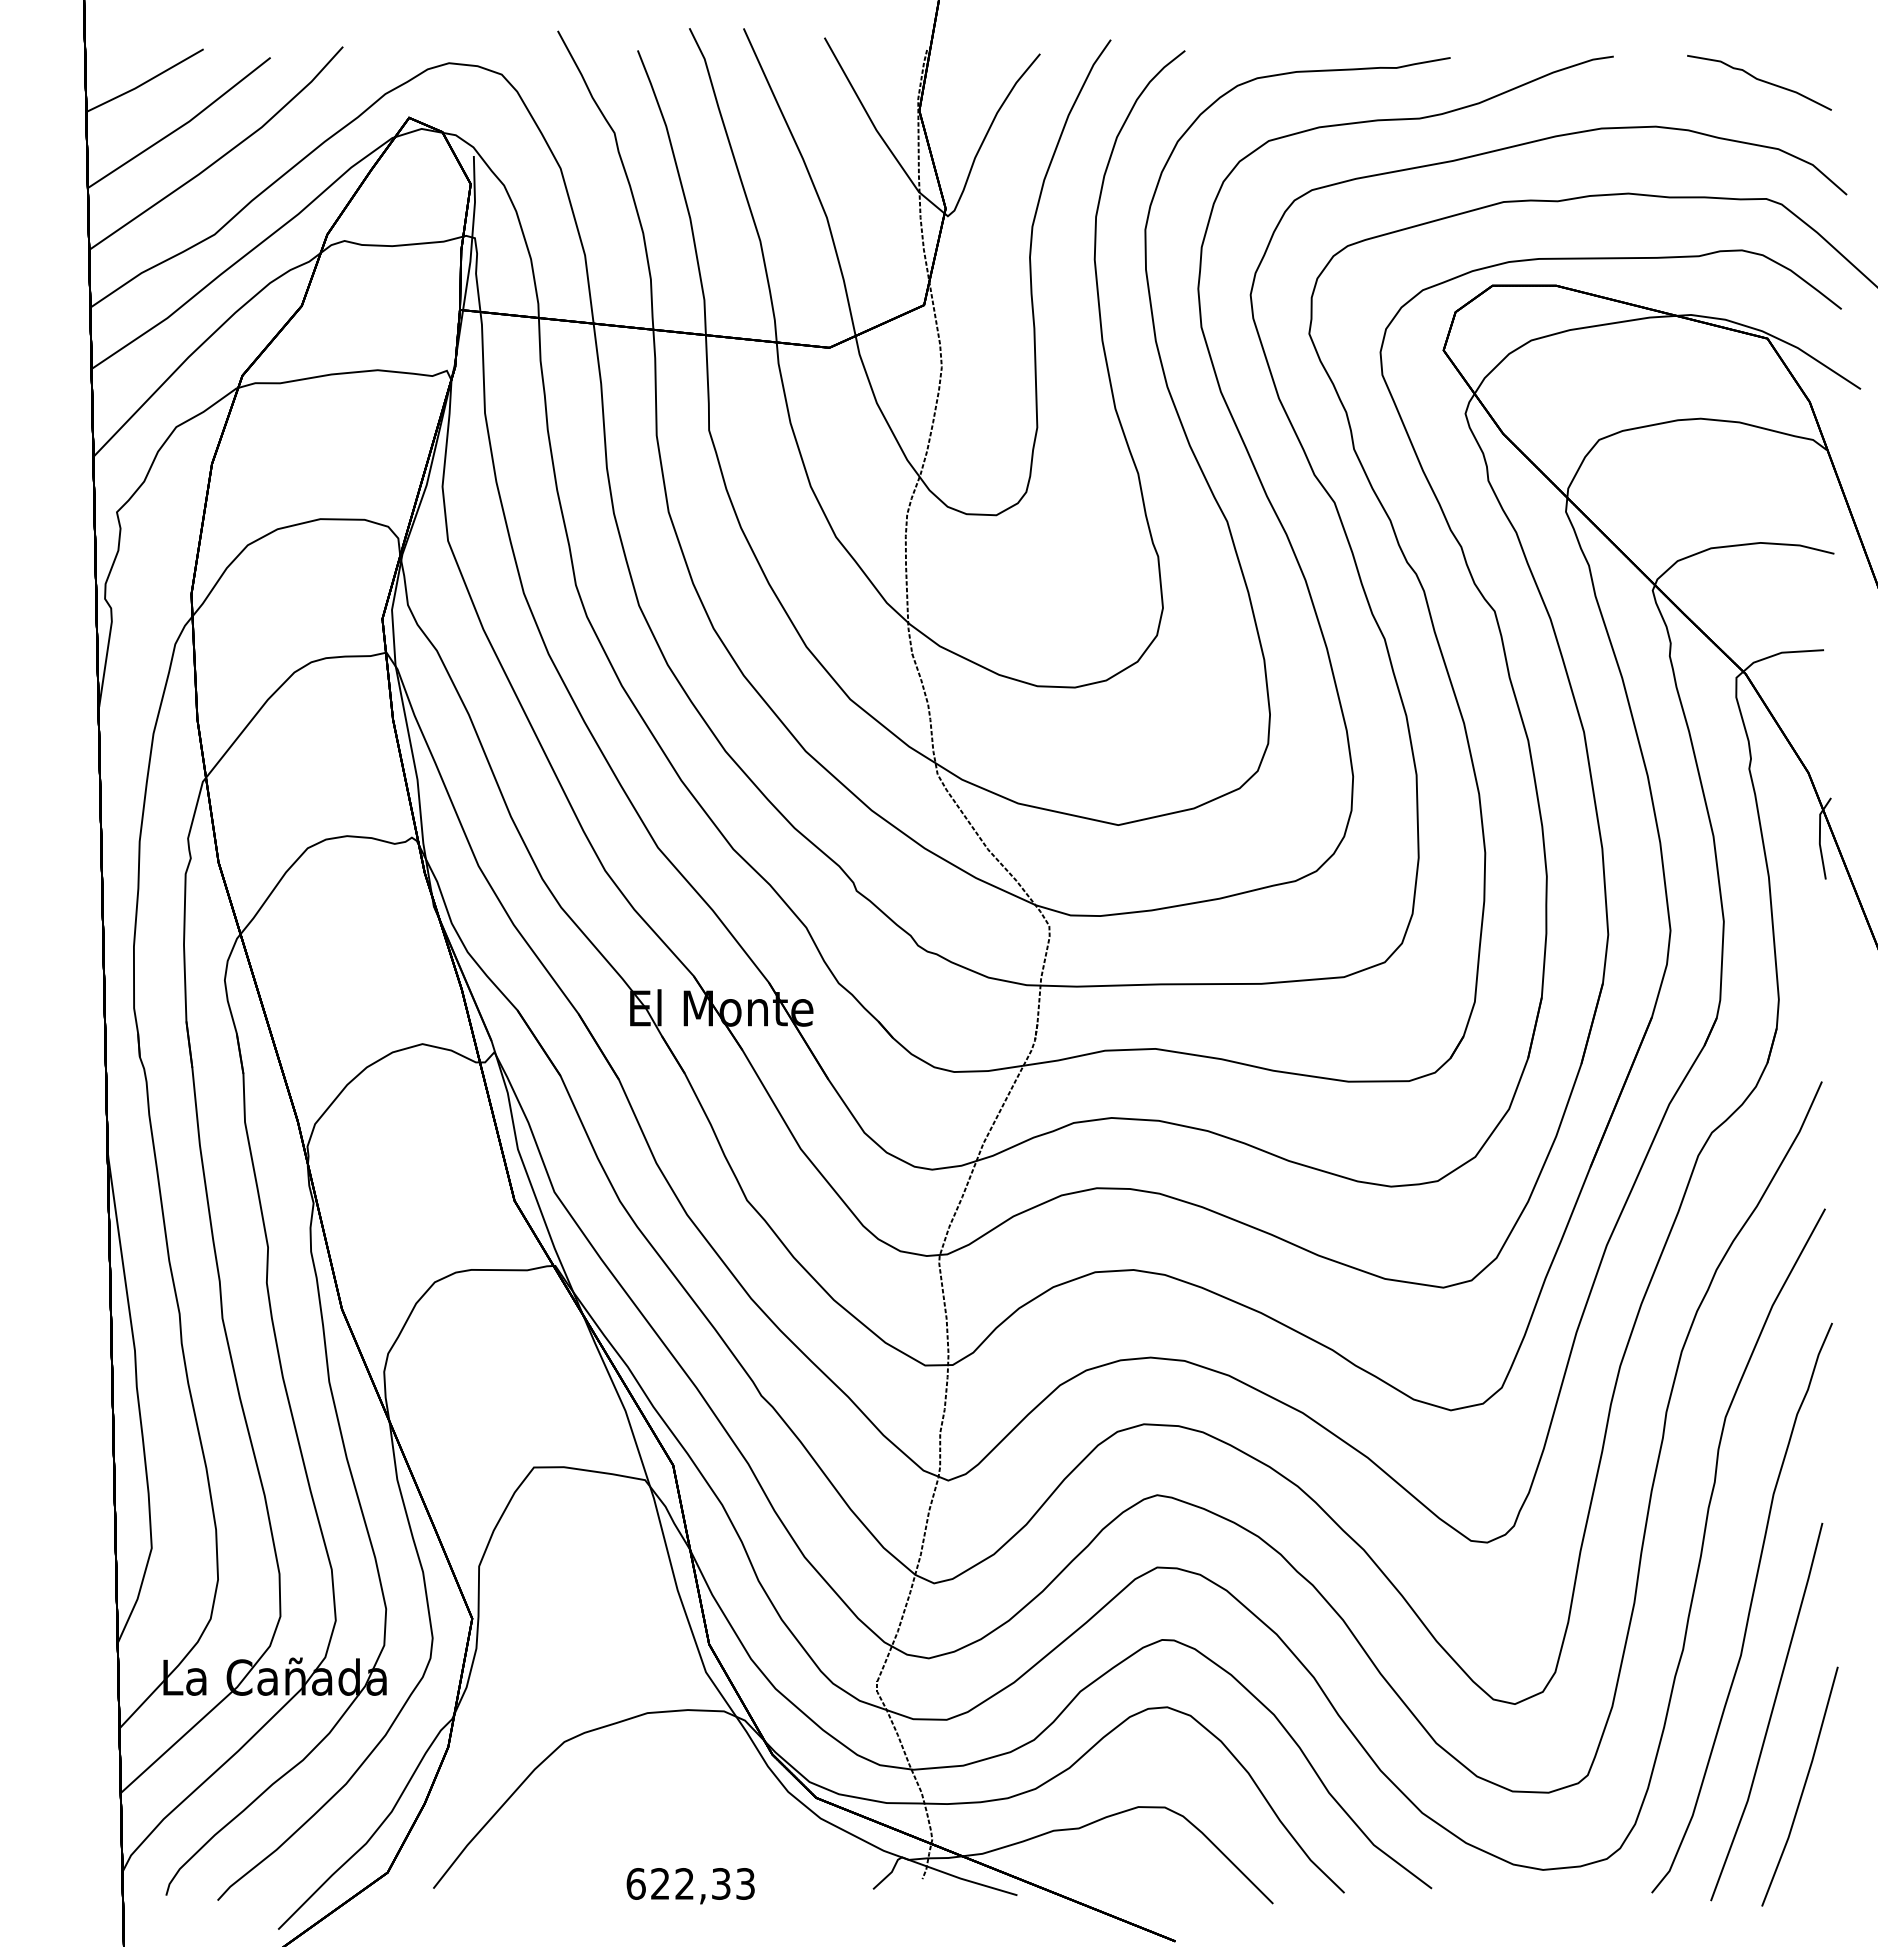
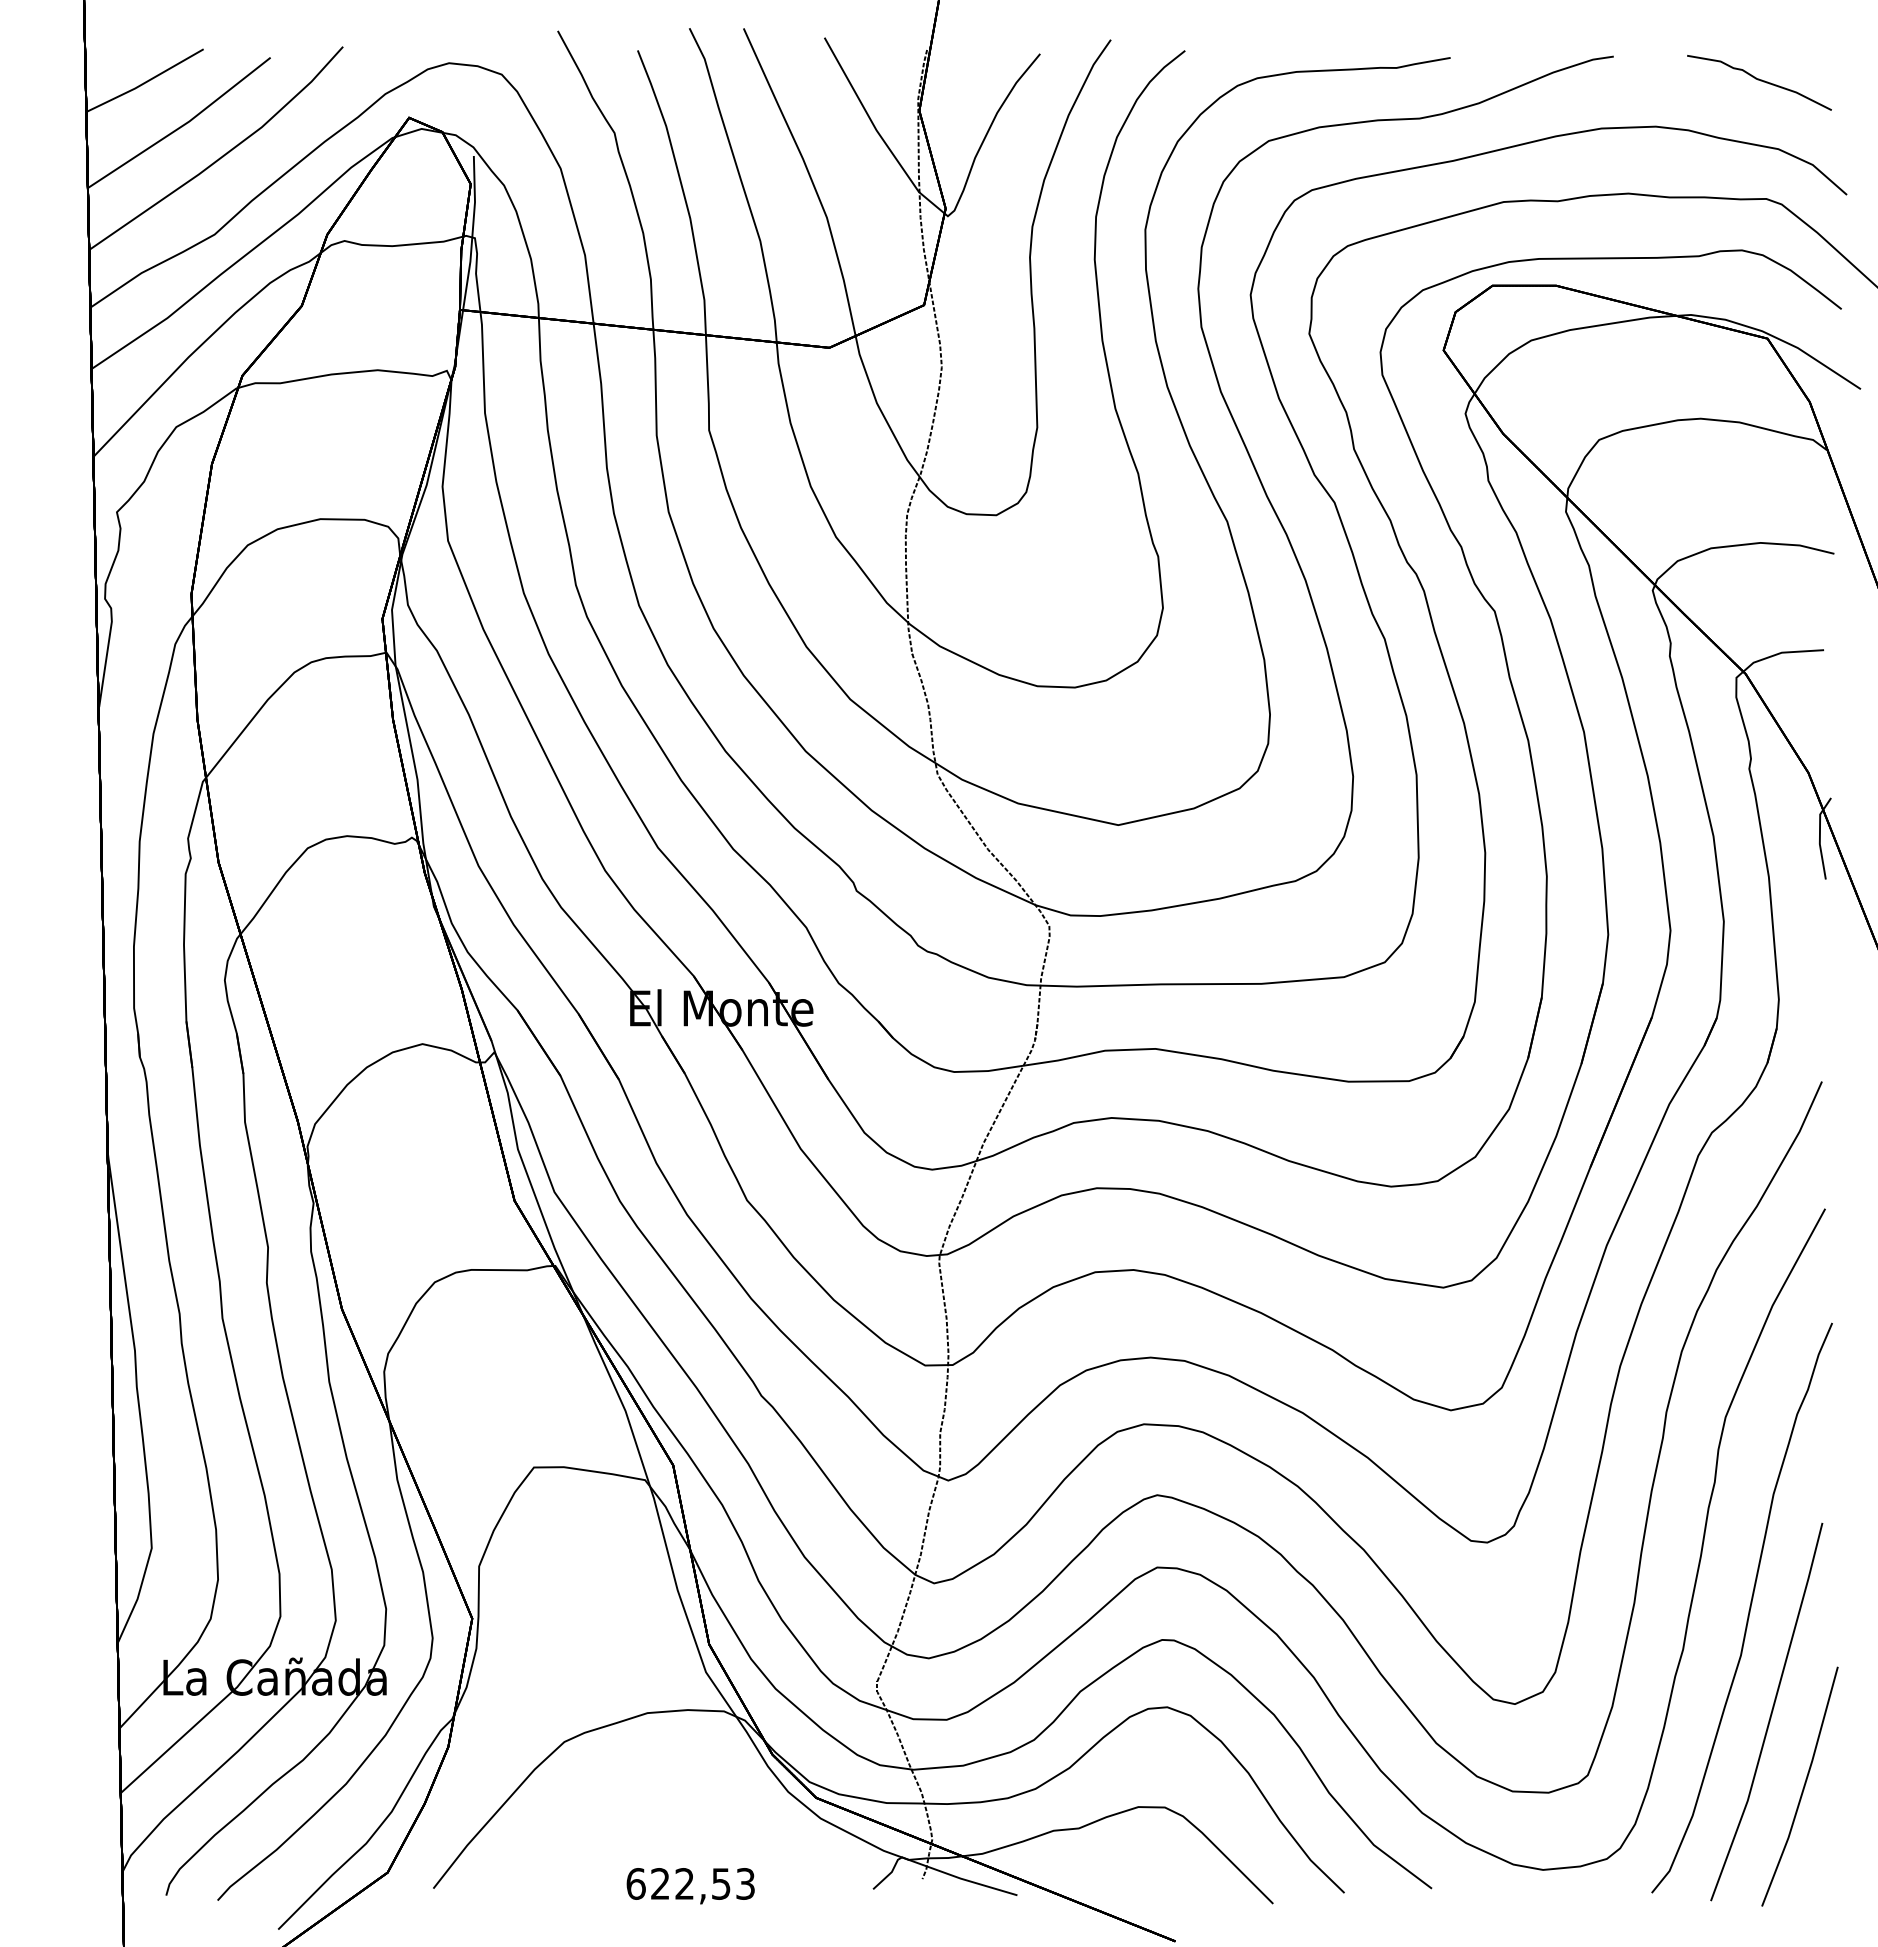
text: 622,33 -> 622,53 (721, 1883)
